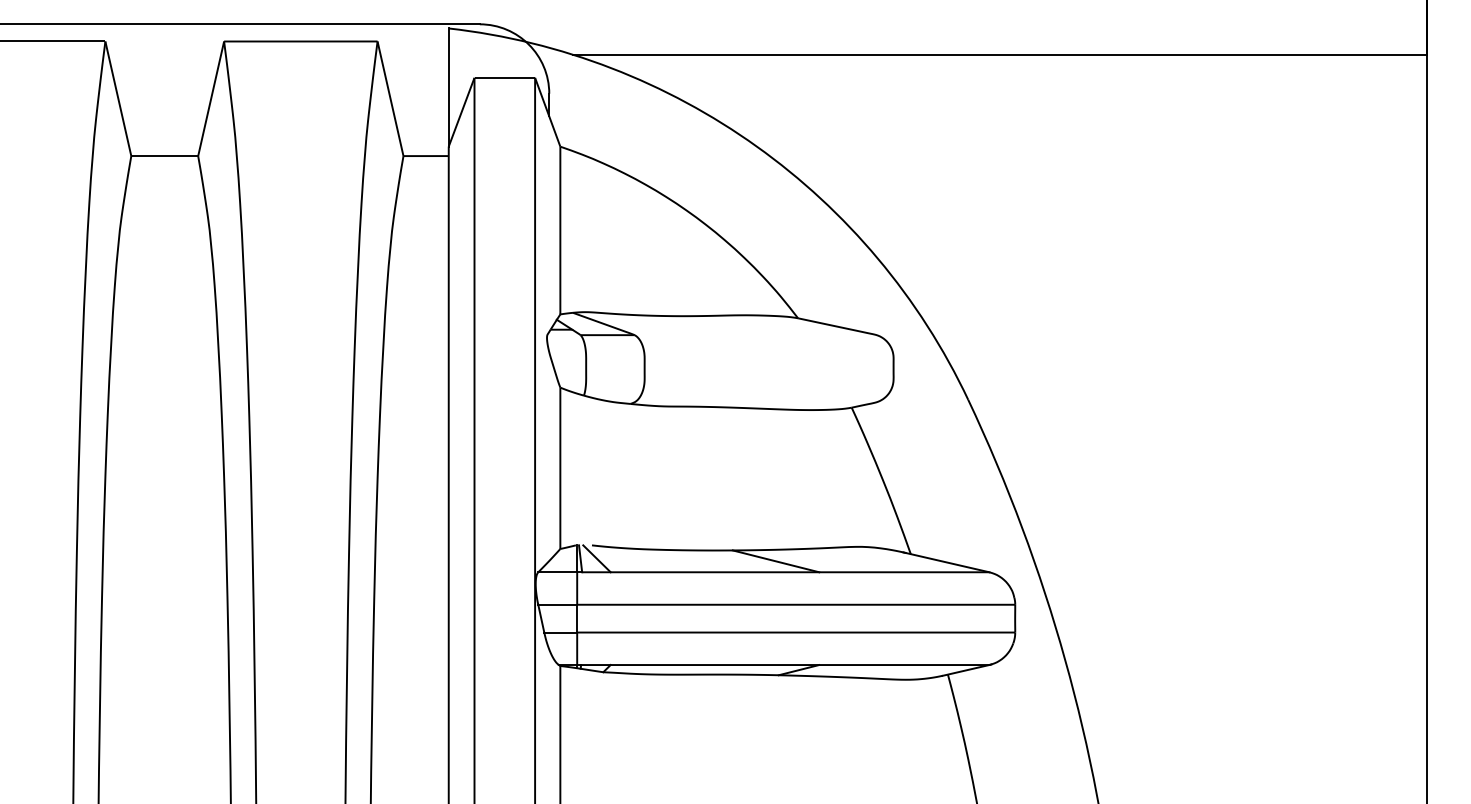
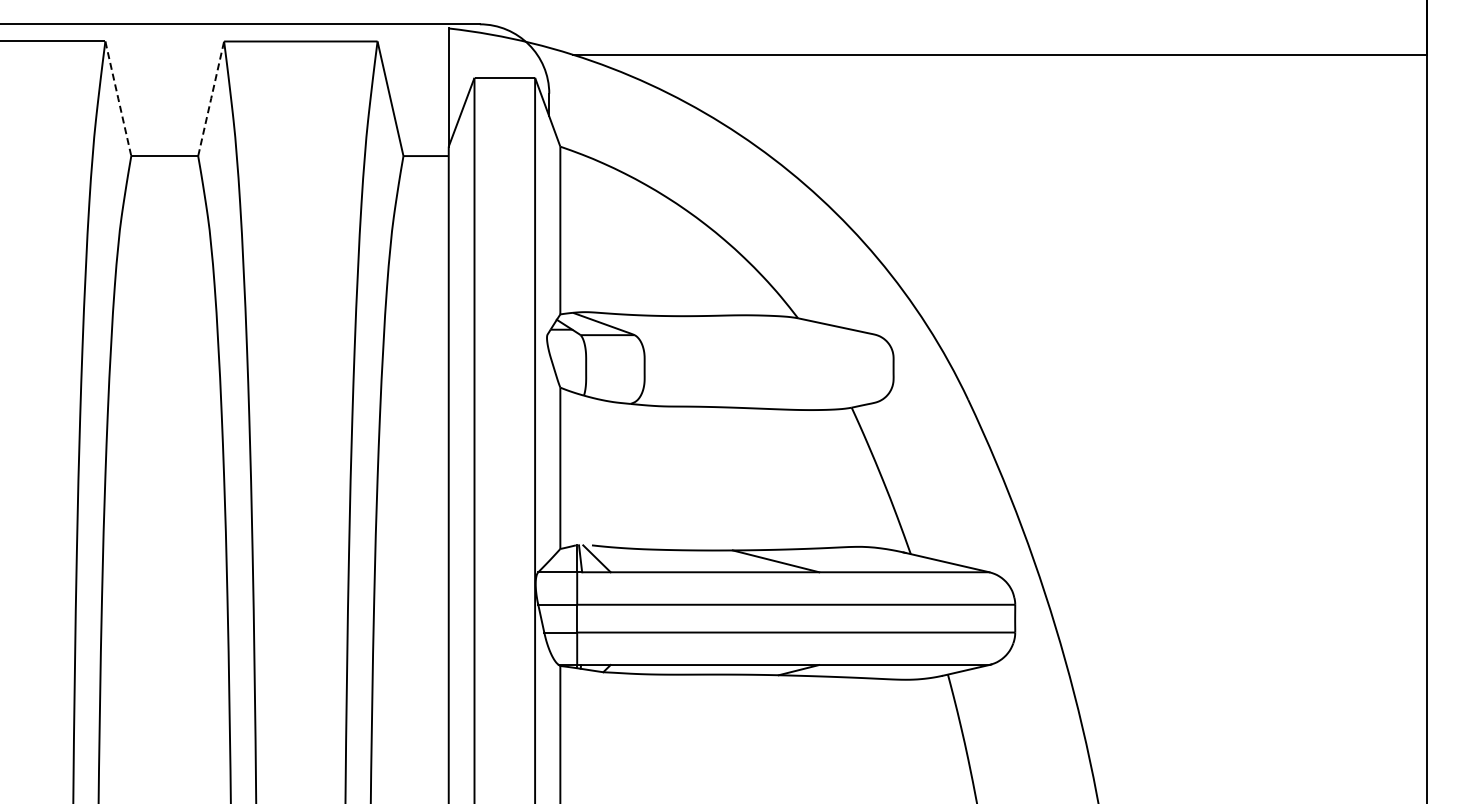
line: solid -> dashed (118, 98)
line: solid -> dashed (211, 98)
